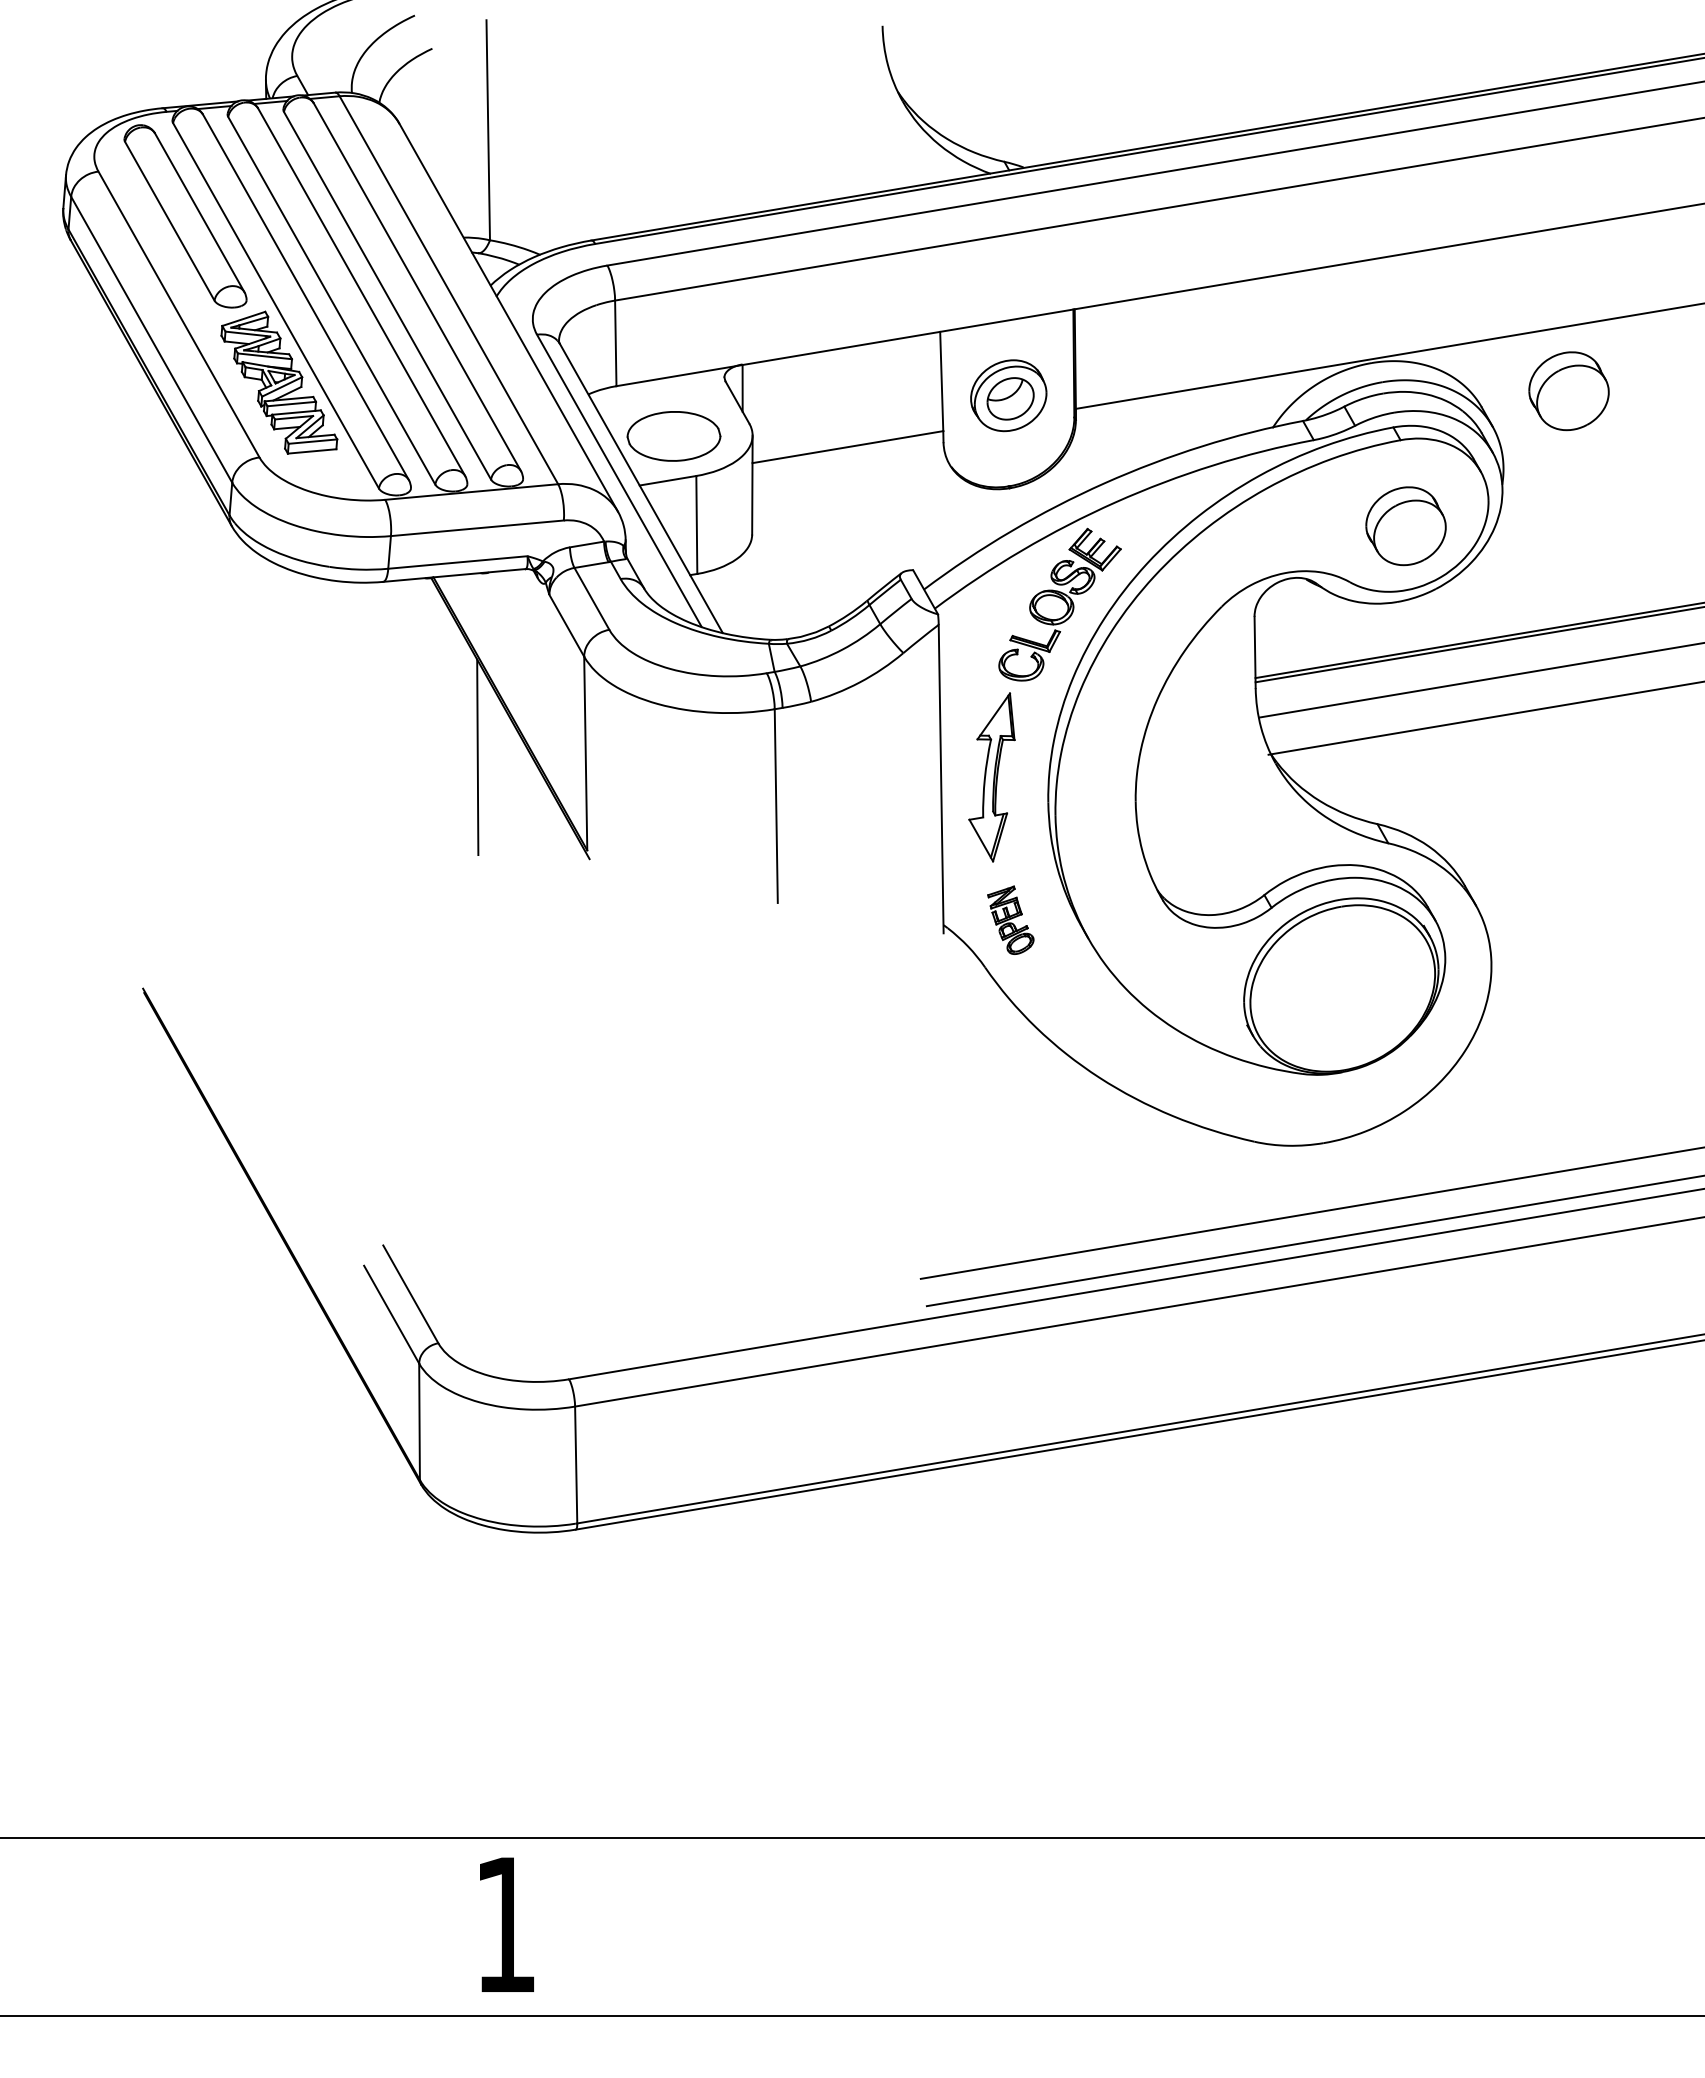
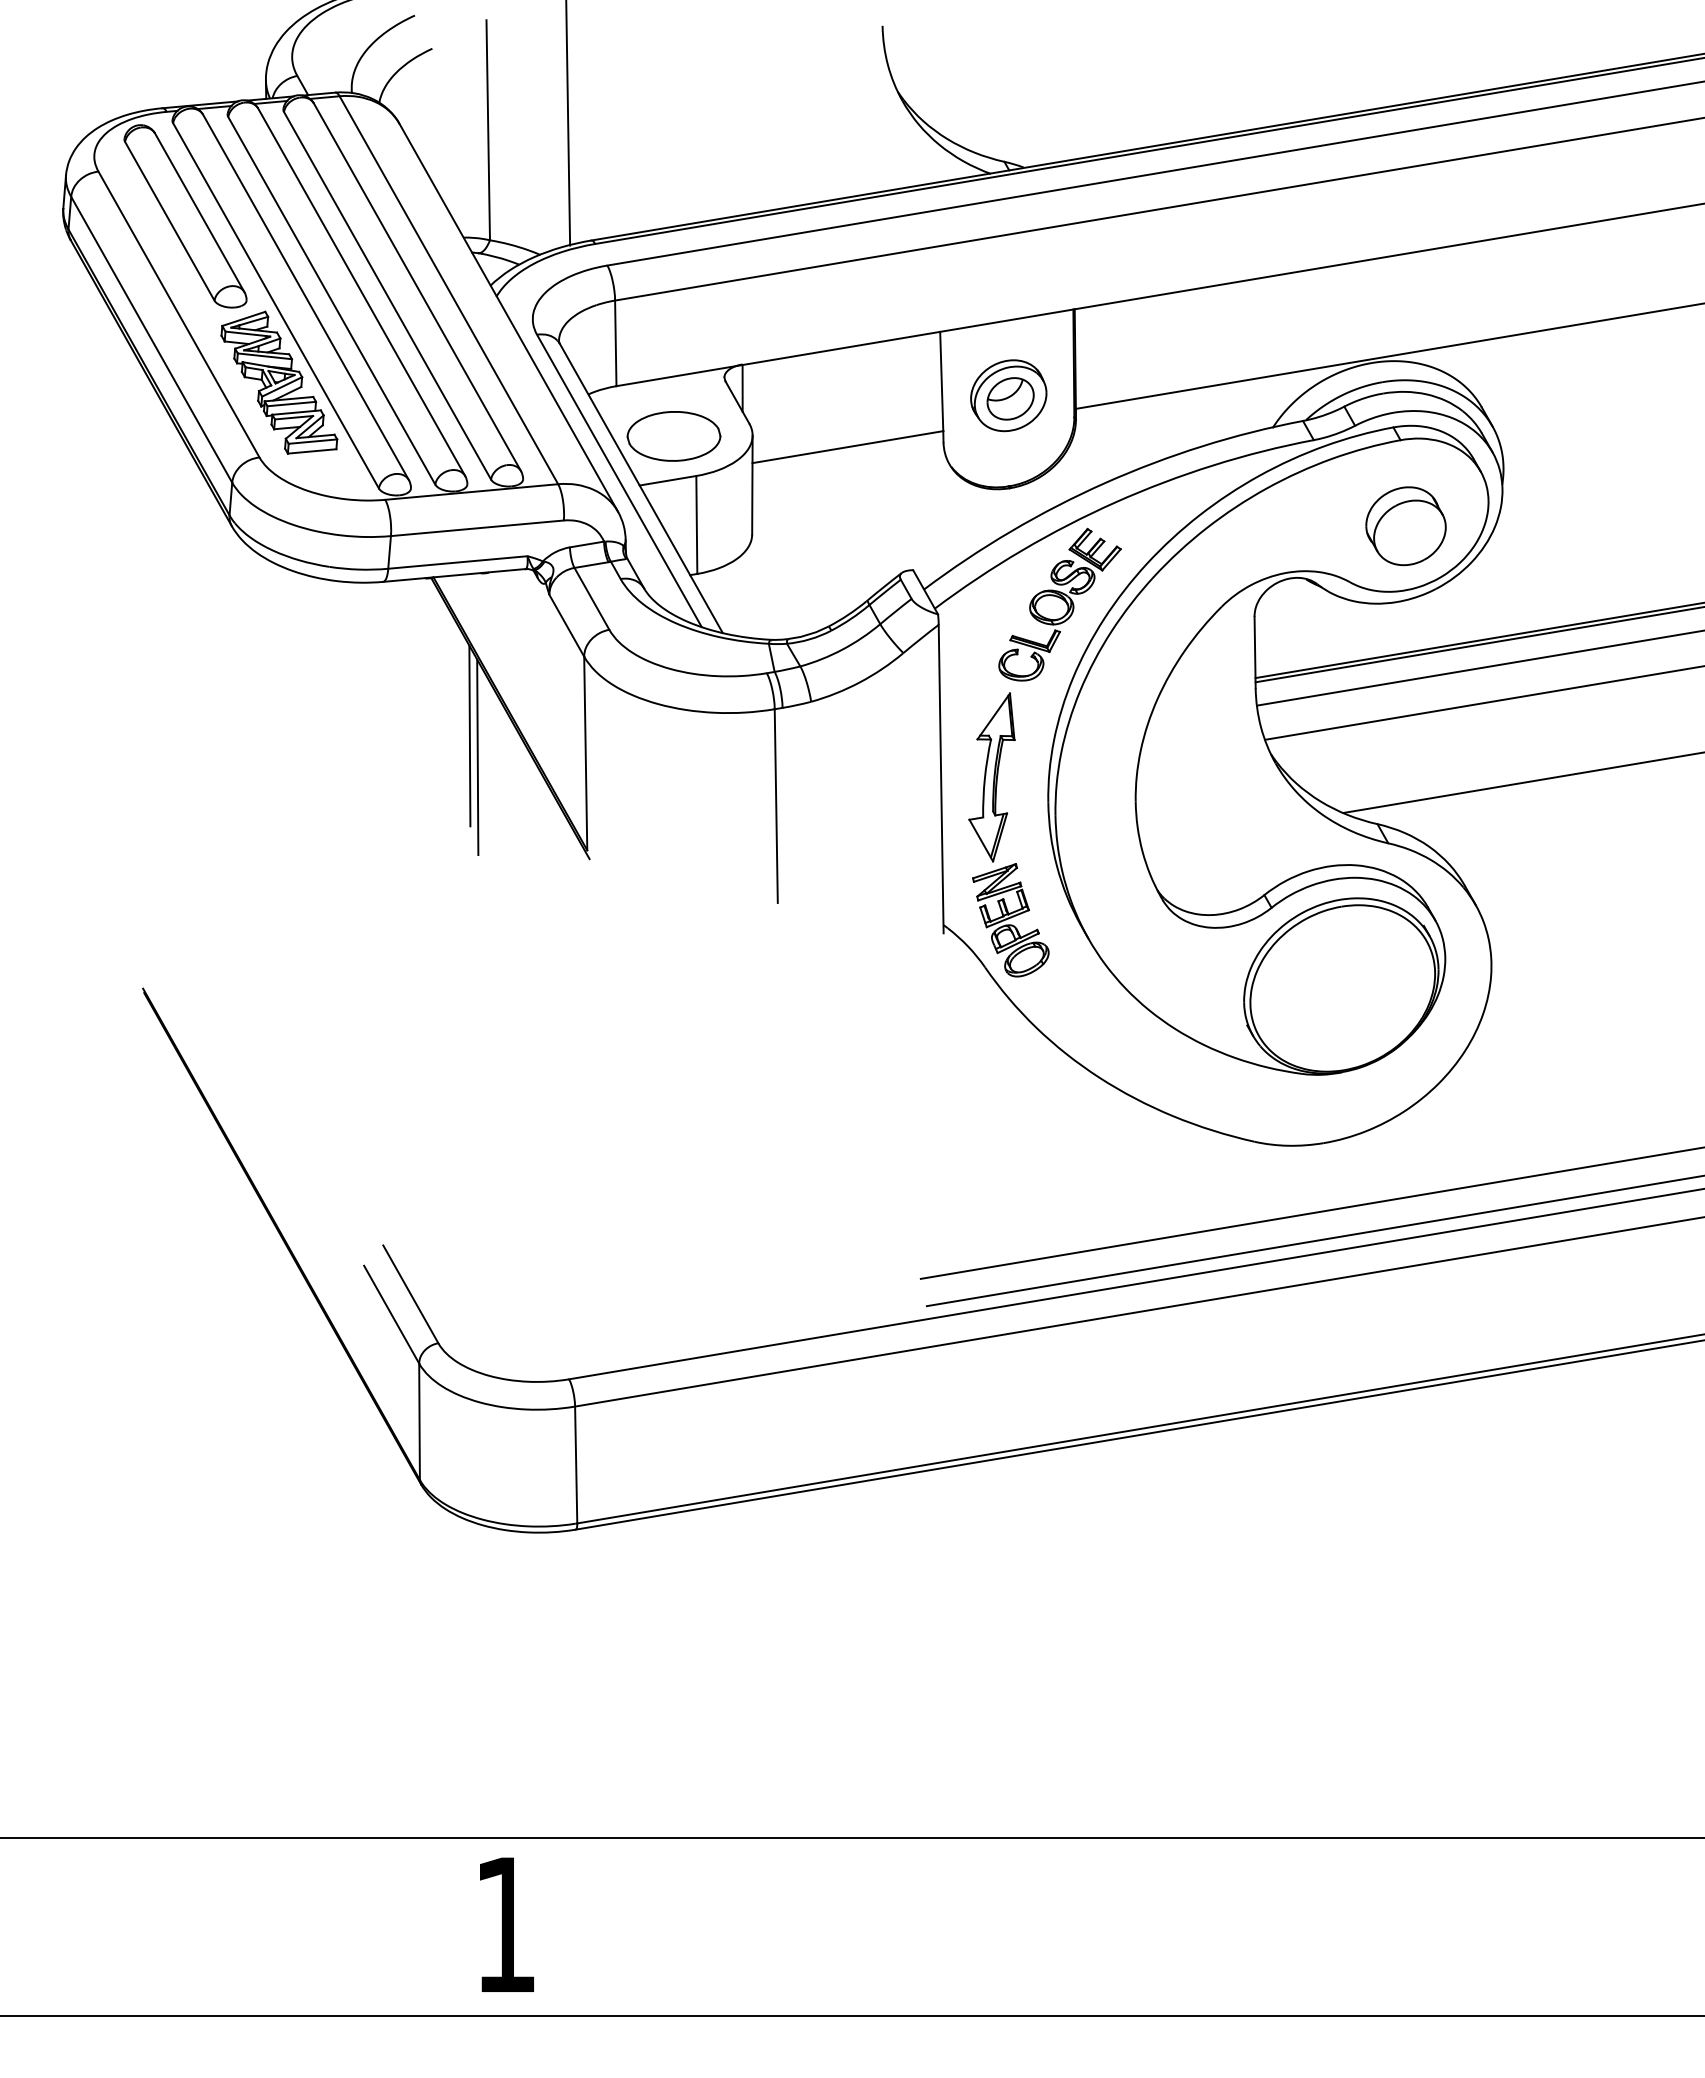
line: none -> present (568, 123)
part: present -> none (1568, 391)
line position: (1480, 680) -> (1479, 668) (1479, 668)
line position: (1484, 718) -> (1483, 702) (1483, 702)
line: none -> present (469, 735)
line: none -> present (1522, 782)
part size: 48x70 px -> 78x115 px (1010, 920)
